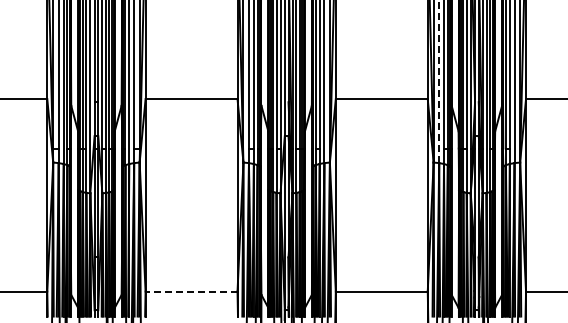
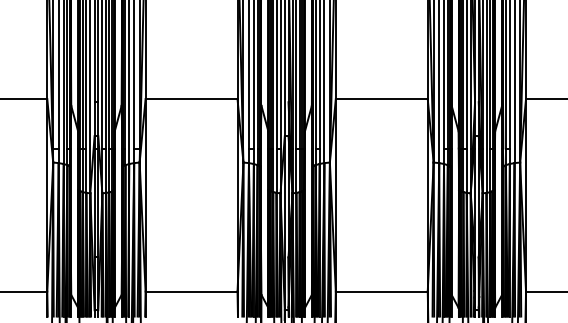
line: dashed -> solid (439, 81)
line: dashed -> solid (191, 291)
